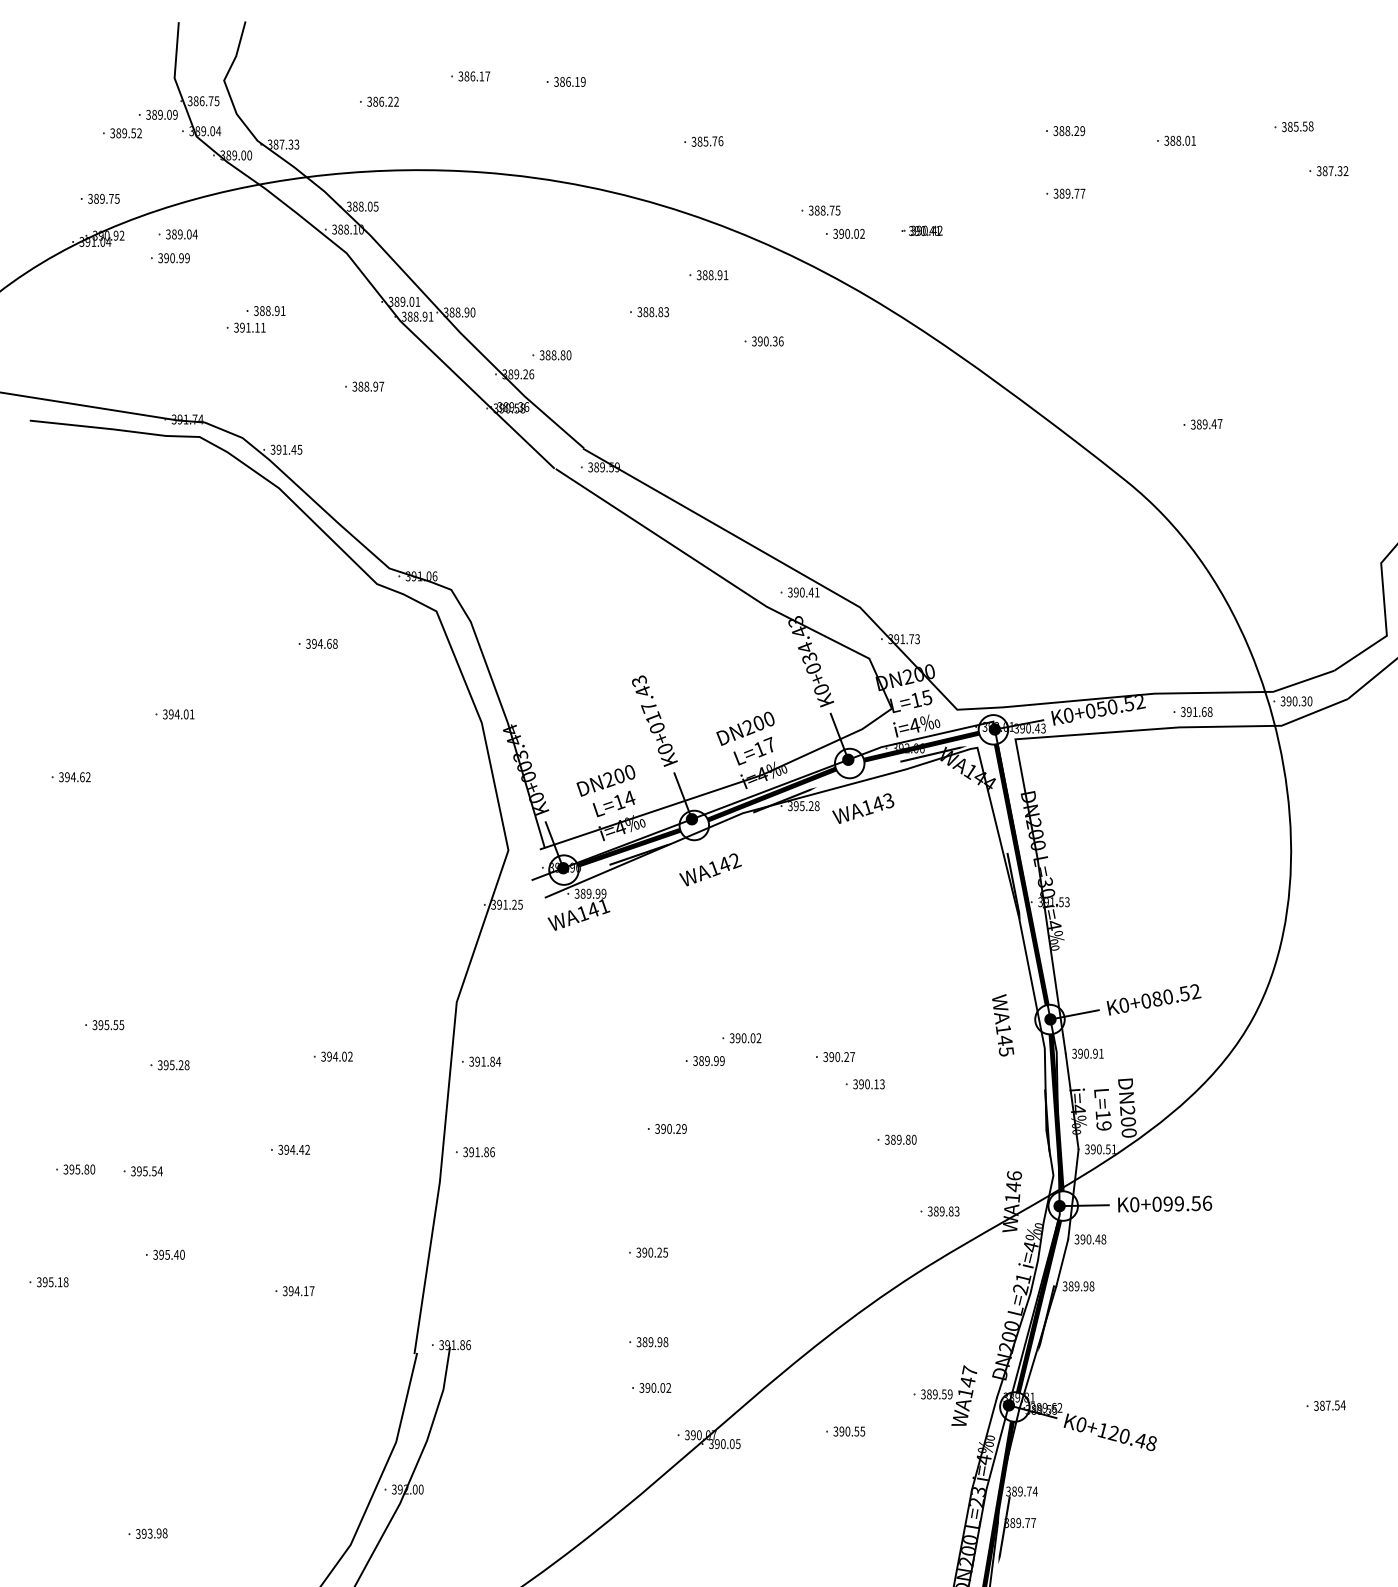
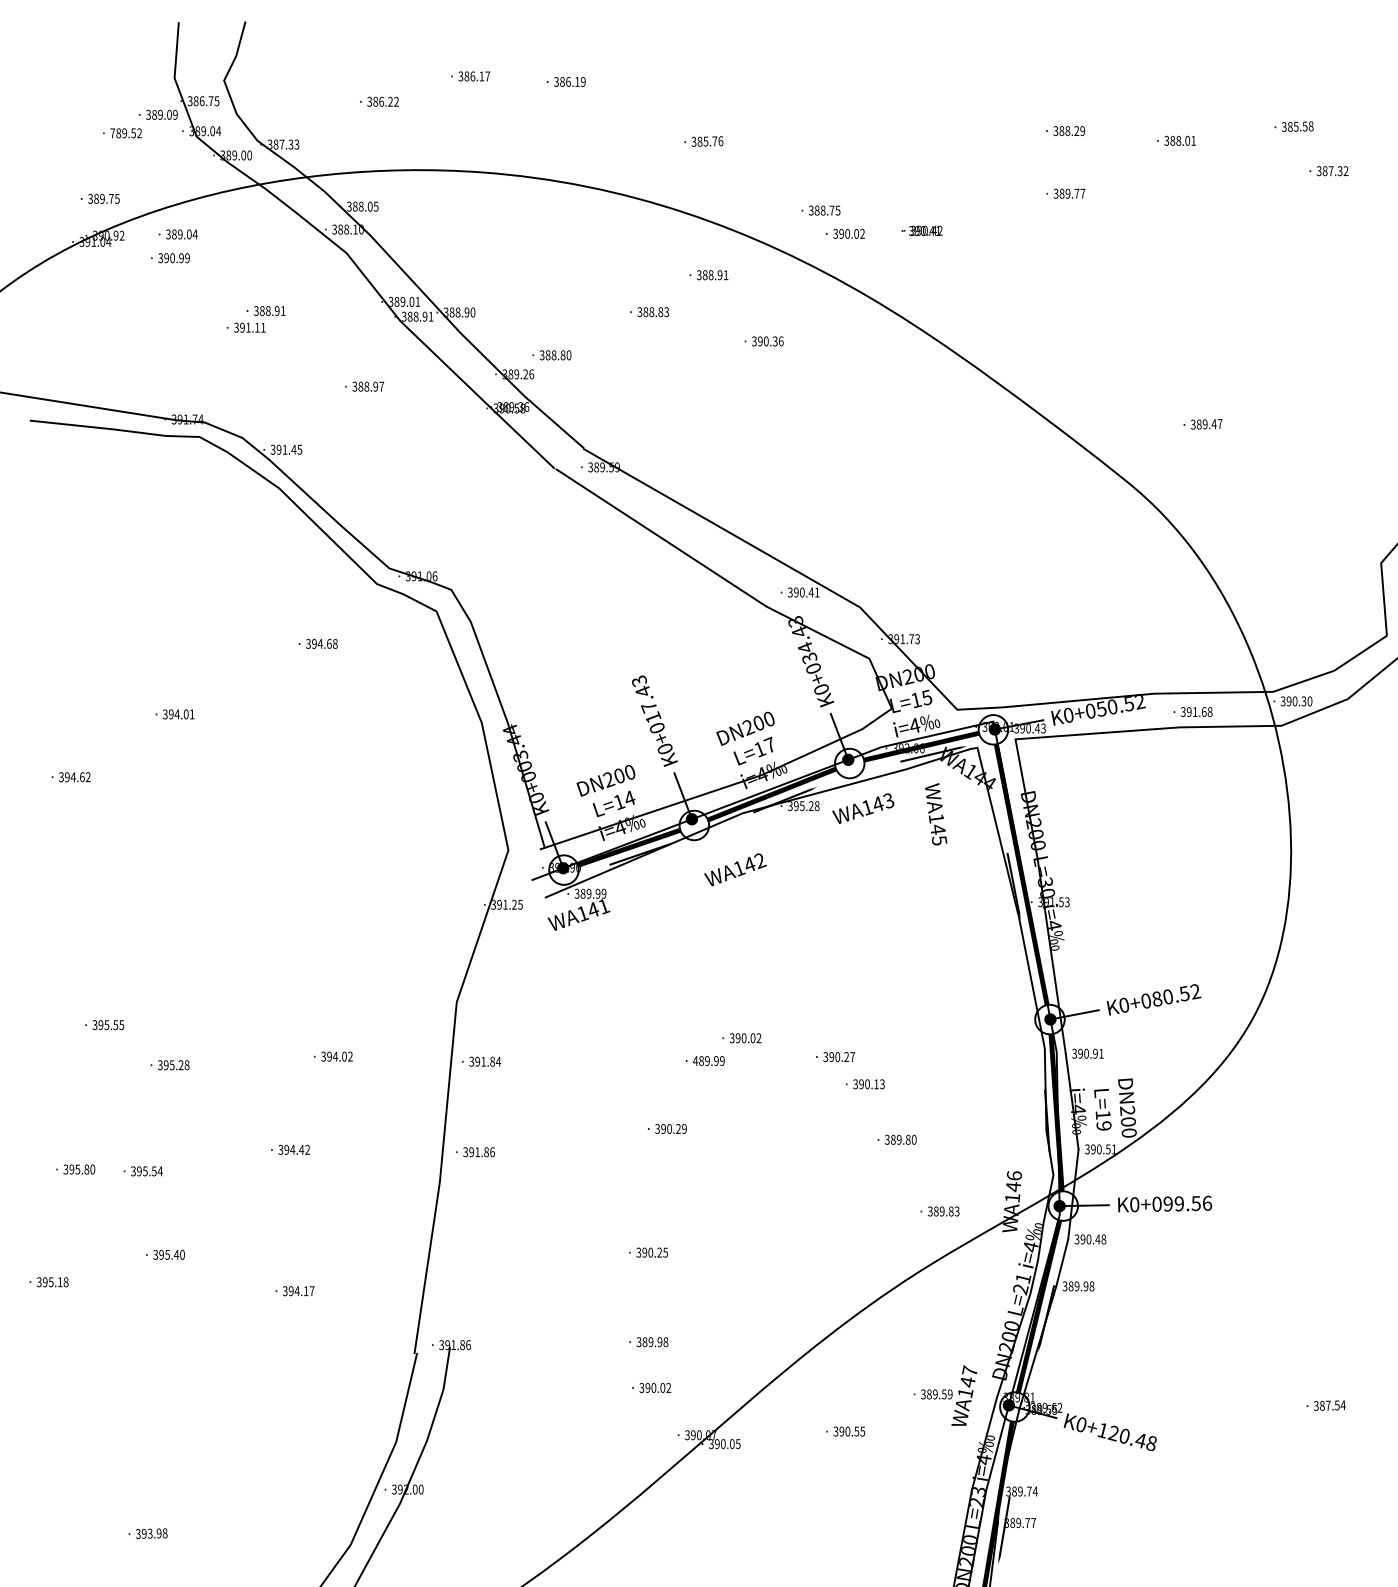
text: 389.52 -> 789.52 (112, 133)
text position: (710, 869) -> (735, 869) (735, 869)
text position: (1003, 1025) -> (936, 814) (936, 814)
text: 389.99 -> 489.99 (695, 1061)
